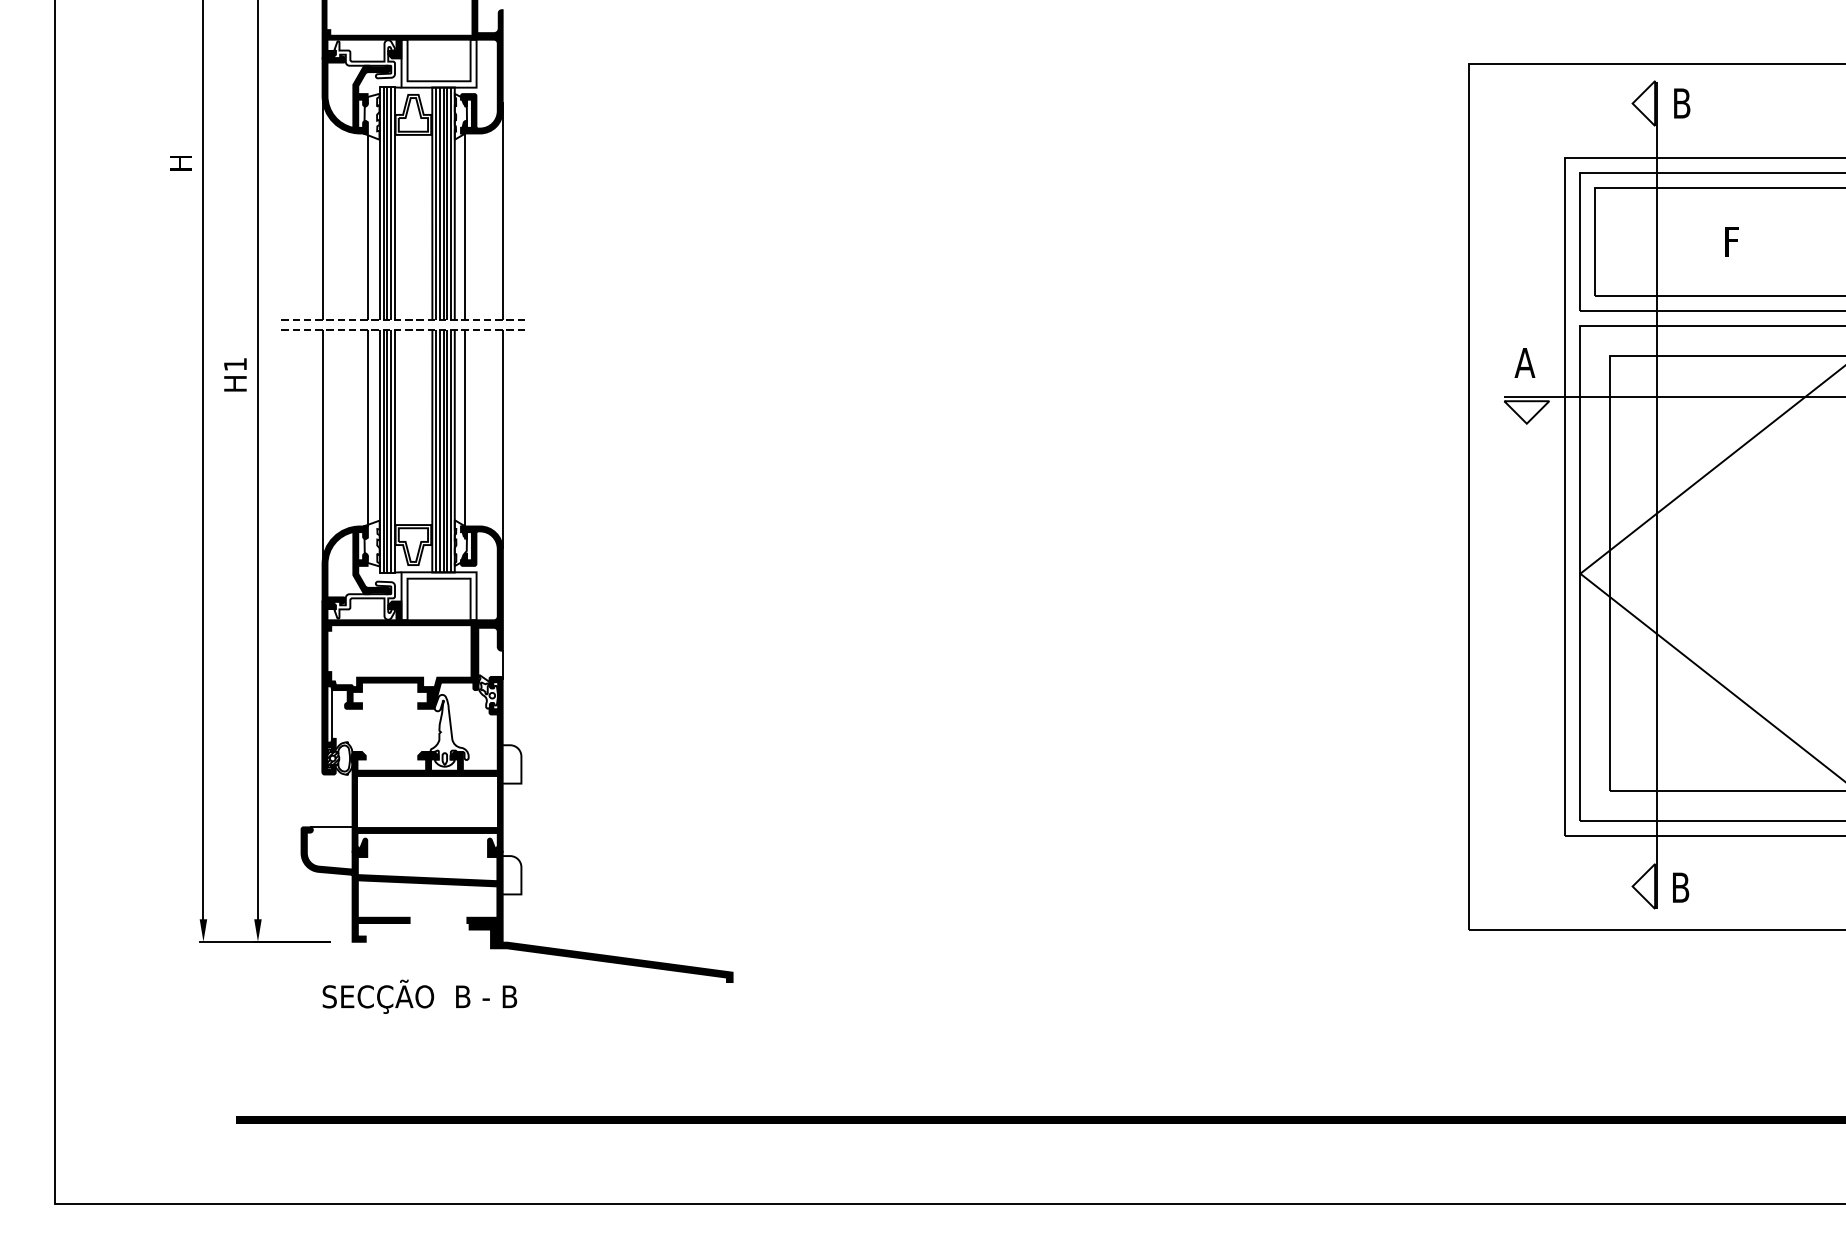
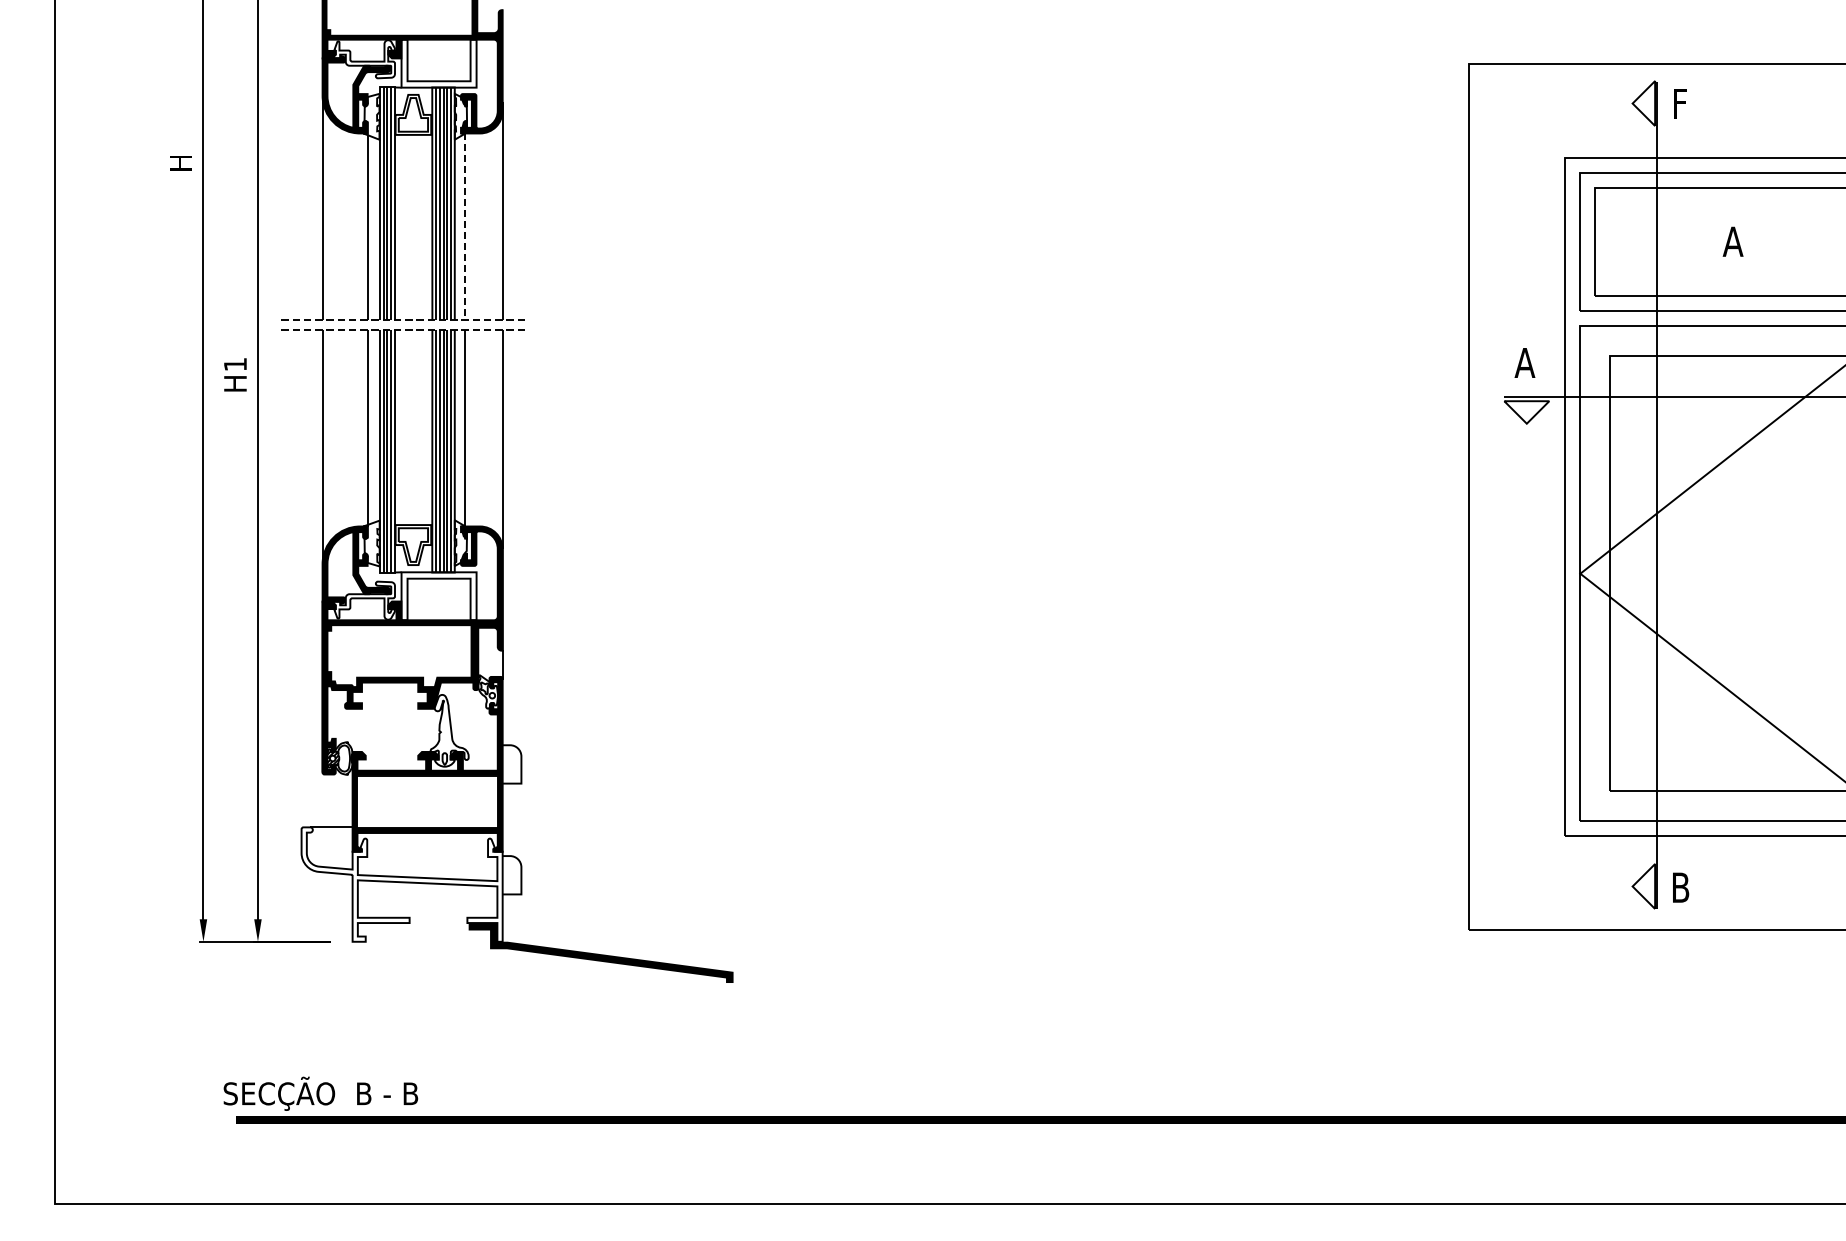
text: B -> F (1682, 103)
line: solid -> dashed (465, 227)
text: F -> A (1732, 241)
line: present -> none (332, 714)
fill: present -> none (401, 884)
text position: (419, 996) -> (320, 1093) (320, 1093)
